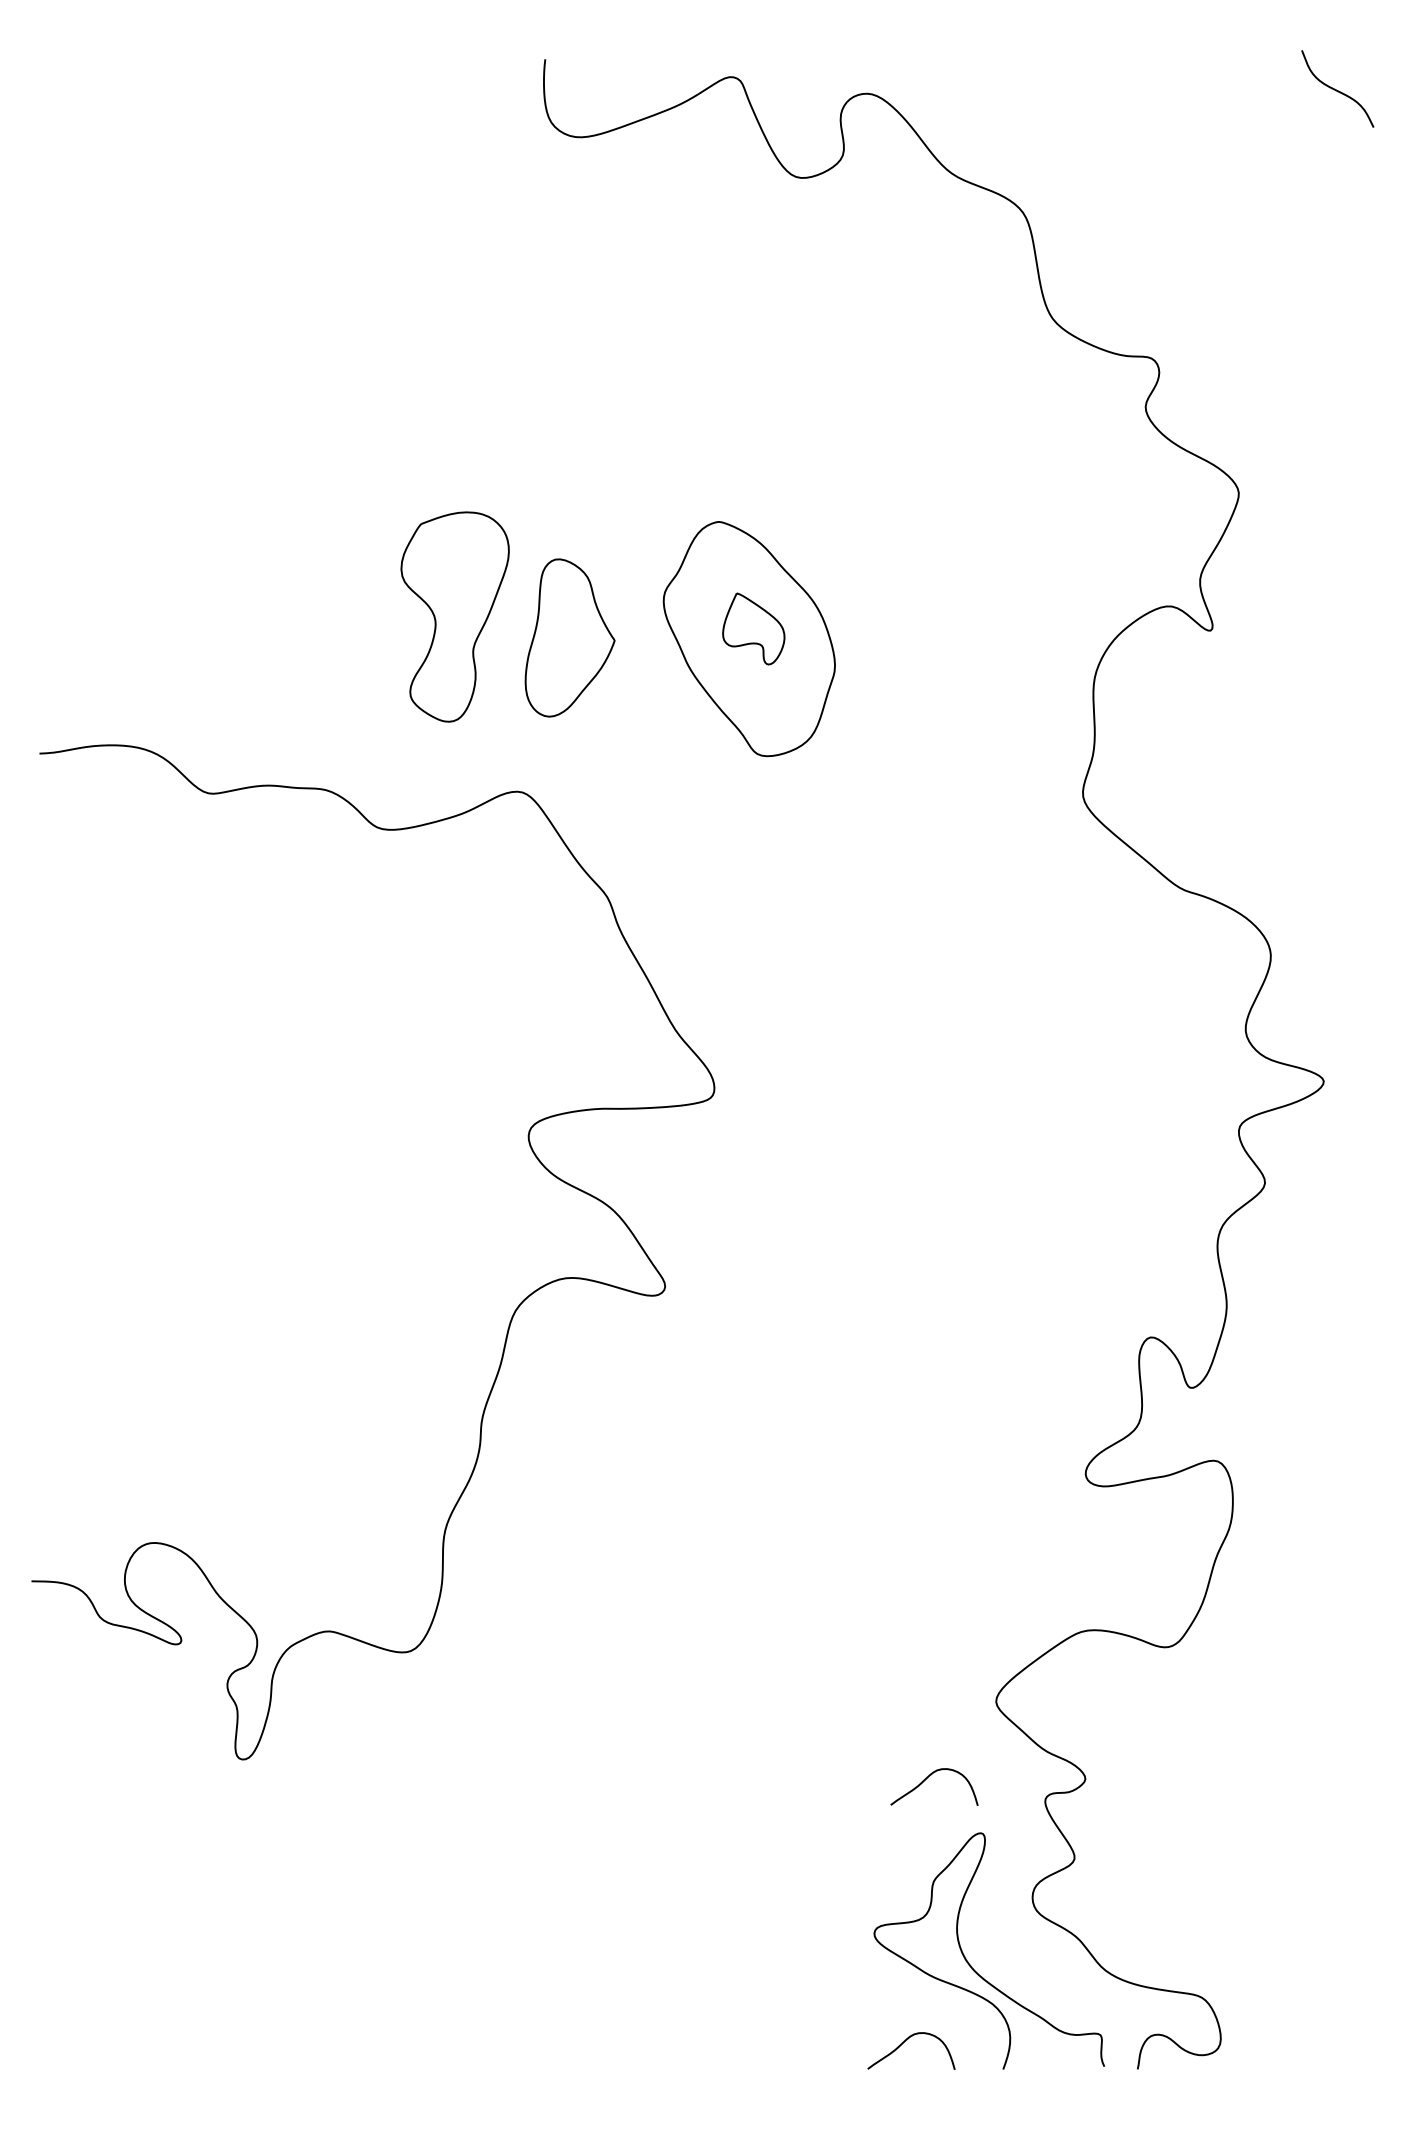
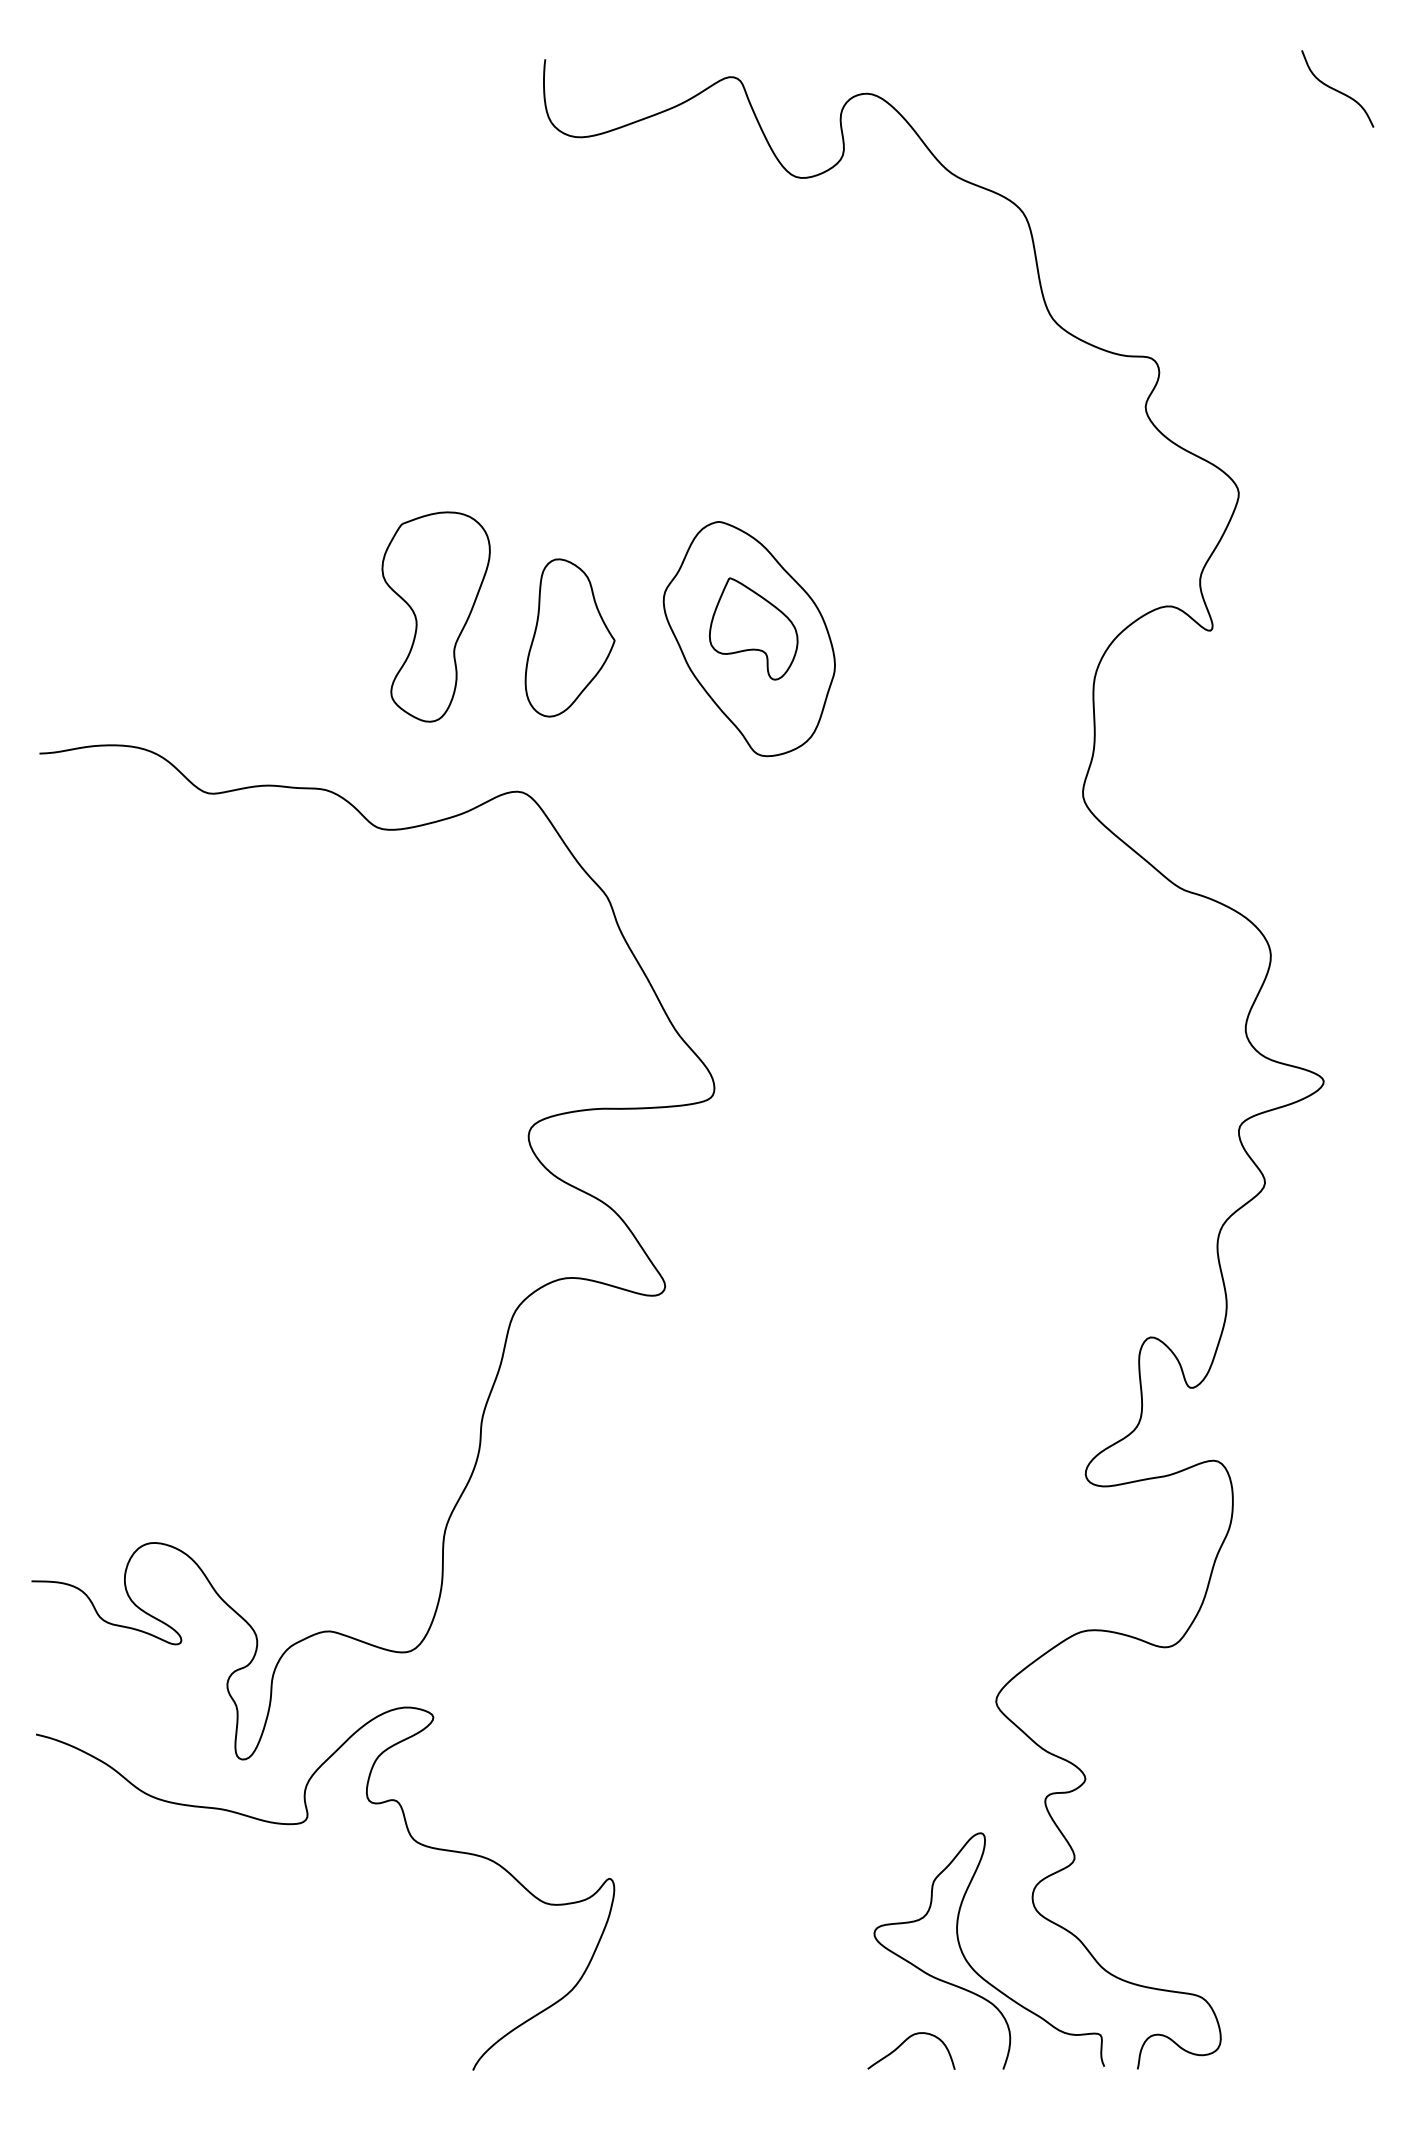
part position: (454, 616) -> (435, 616) (435, 616)
part size: 64x74 px -> 90x104 px (753, 628)
curve: present -> none (927, 1778)
curve: none -> present (300, 1824)
